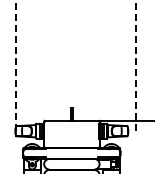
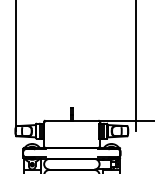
line: dashed -> solid (15, 65)
line: dashed -> solid (136, 65)
